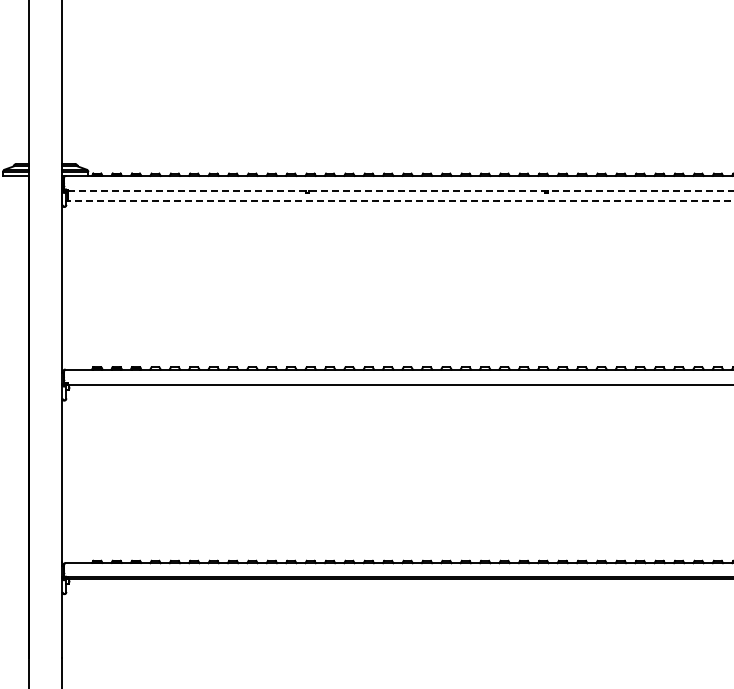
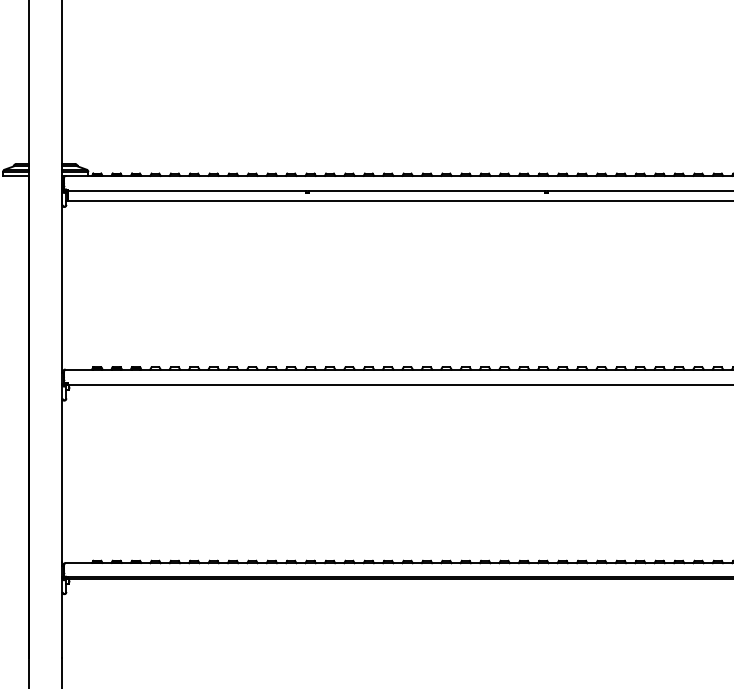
line: dashed -> solid (401, 191)
line: dashed -> solid (401, 200)
